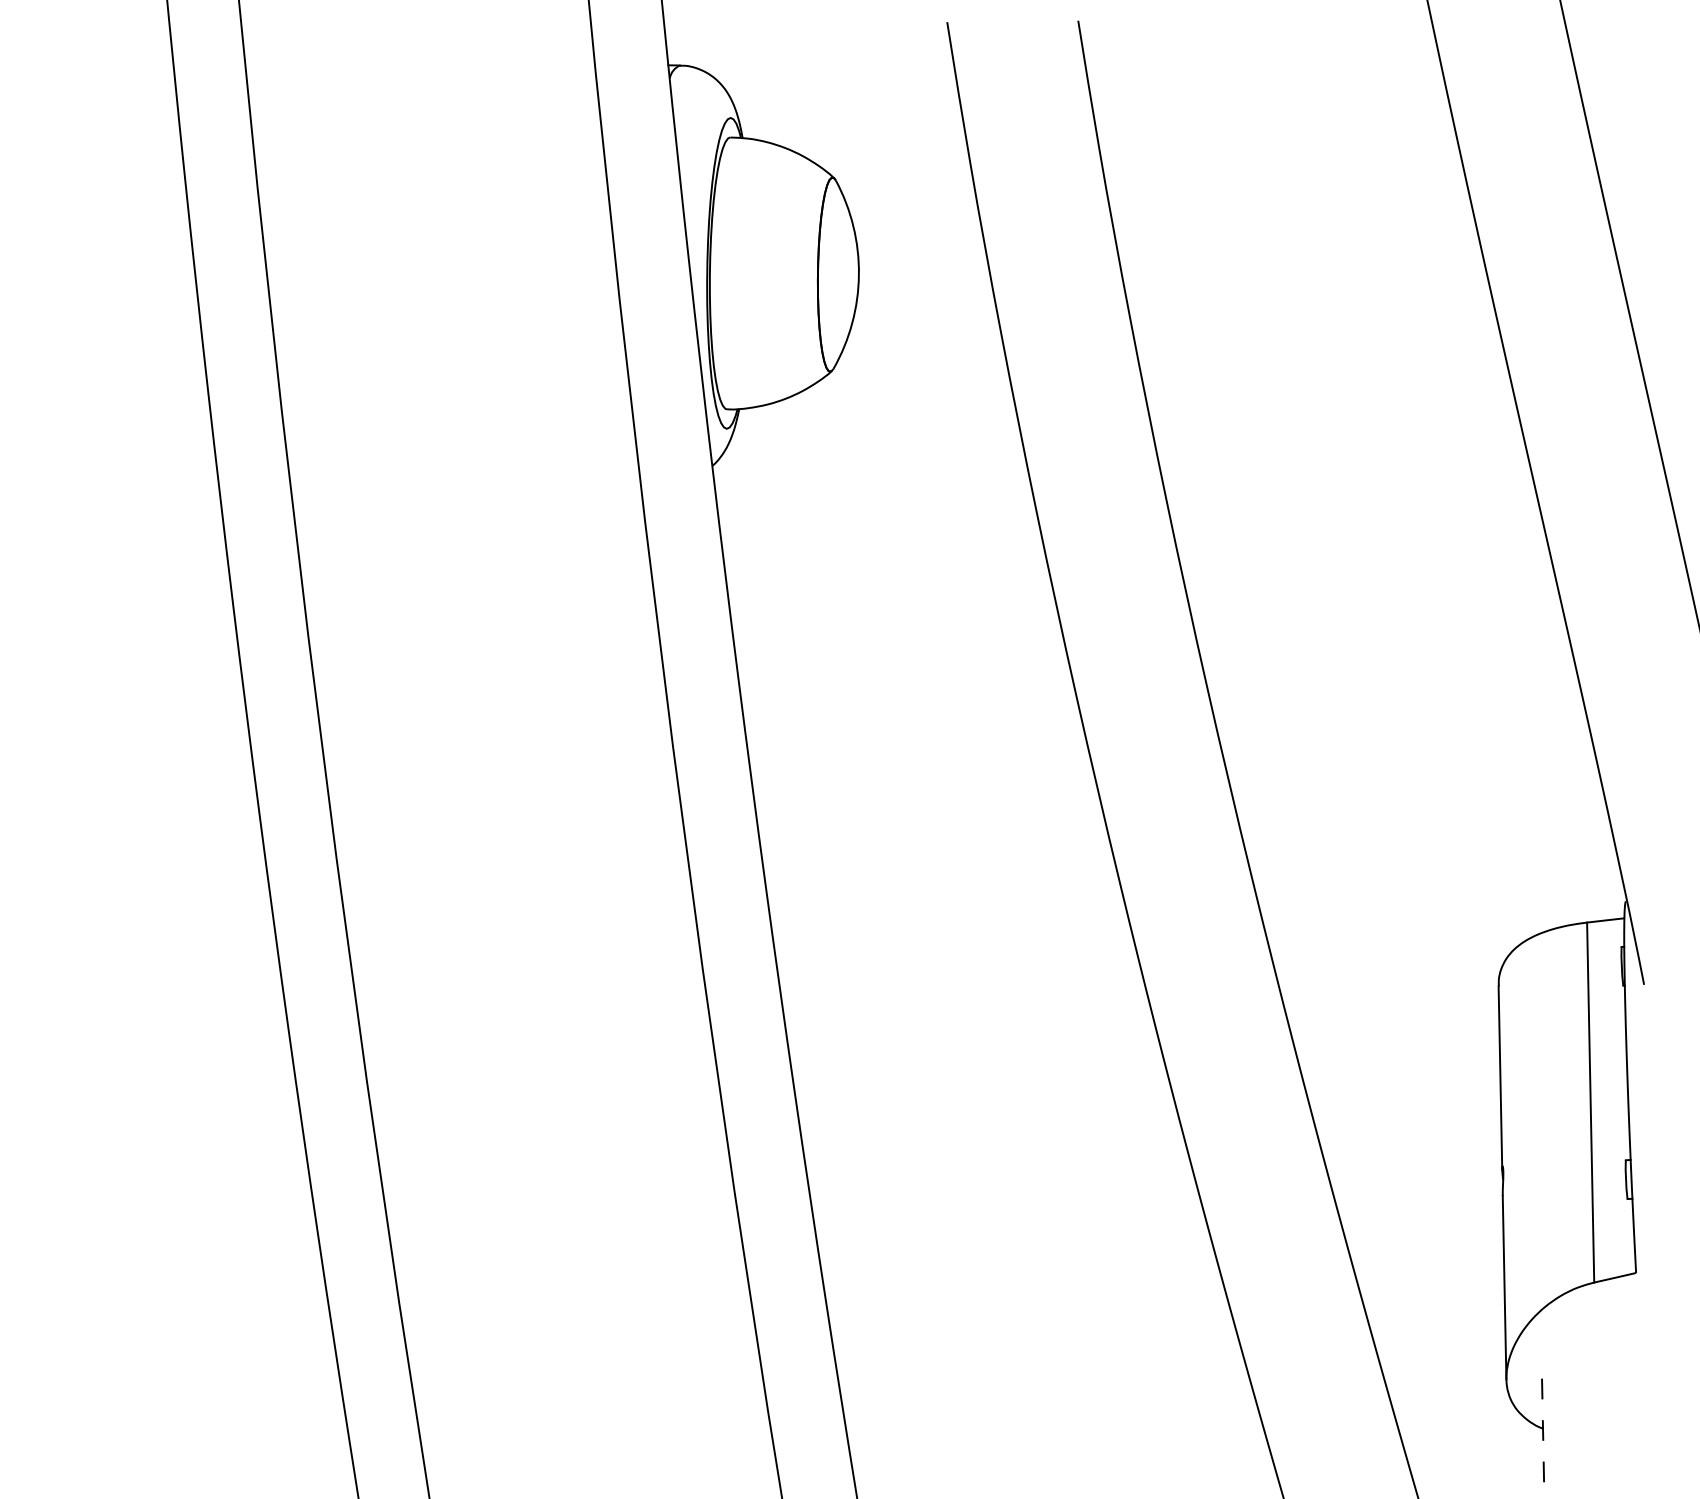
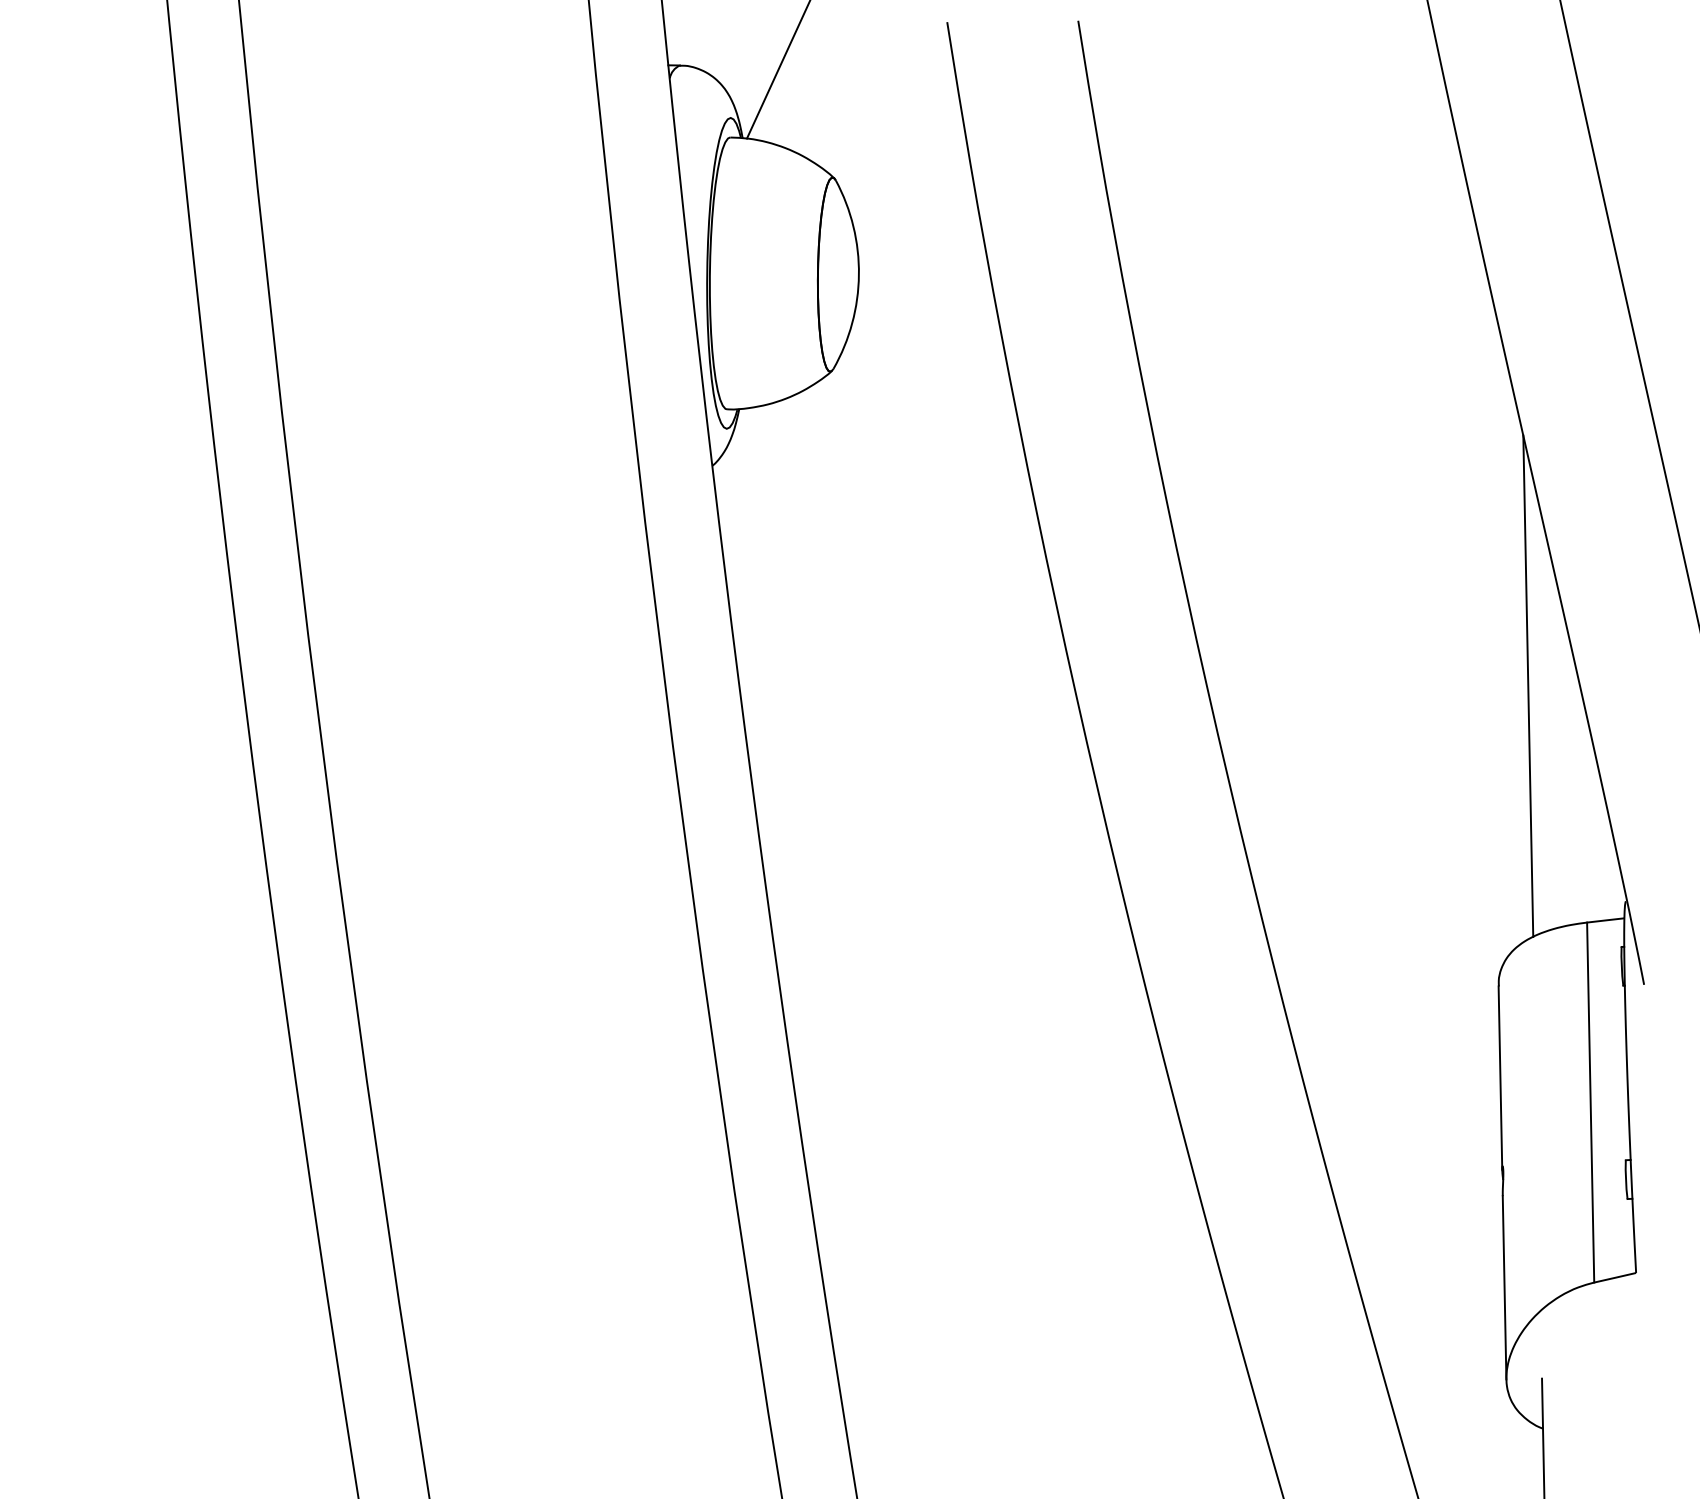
line: none -> present (777, 70)
line: none -> present (1528, 685)
line: dashed -> solid (1543, 1438)
